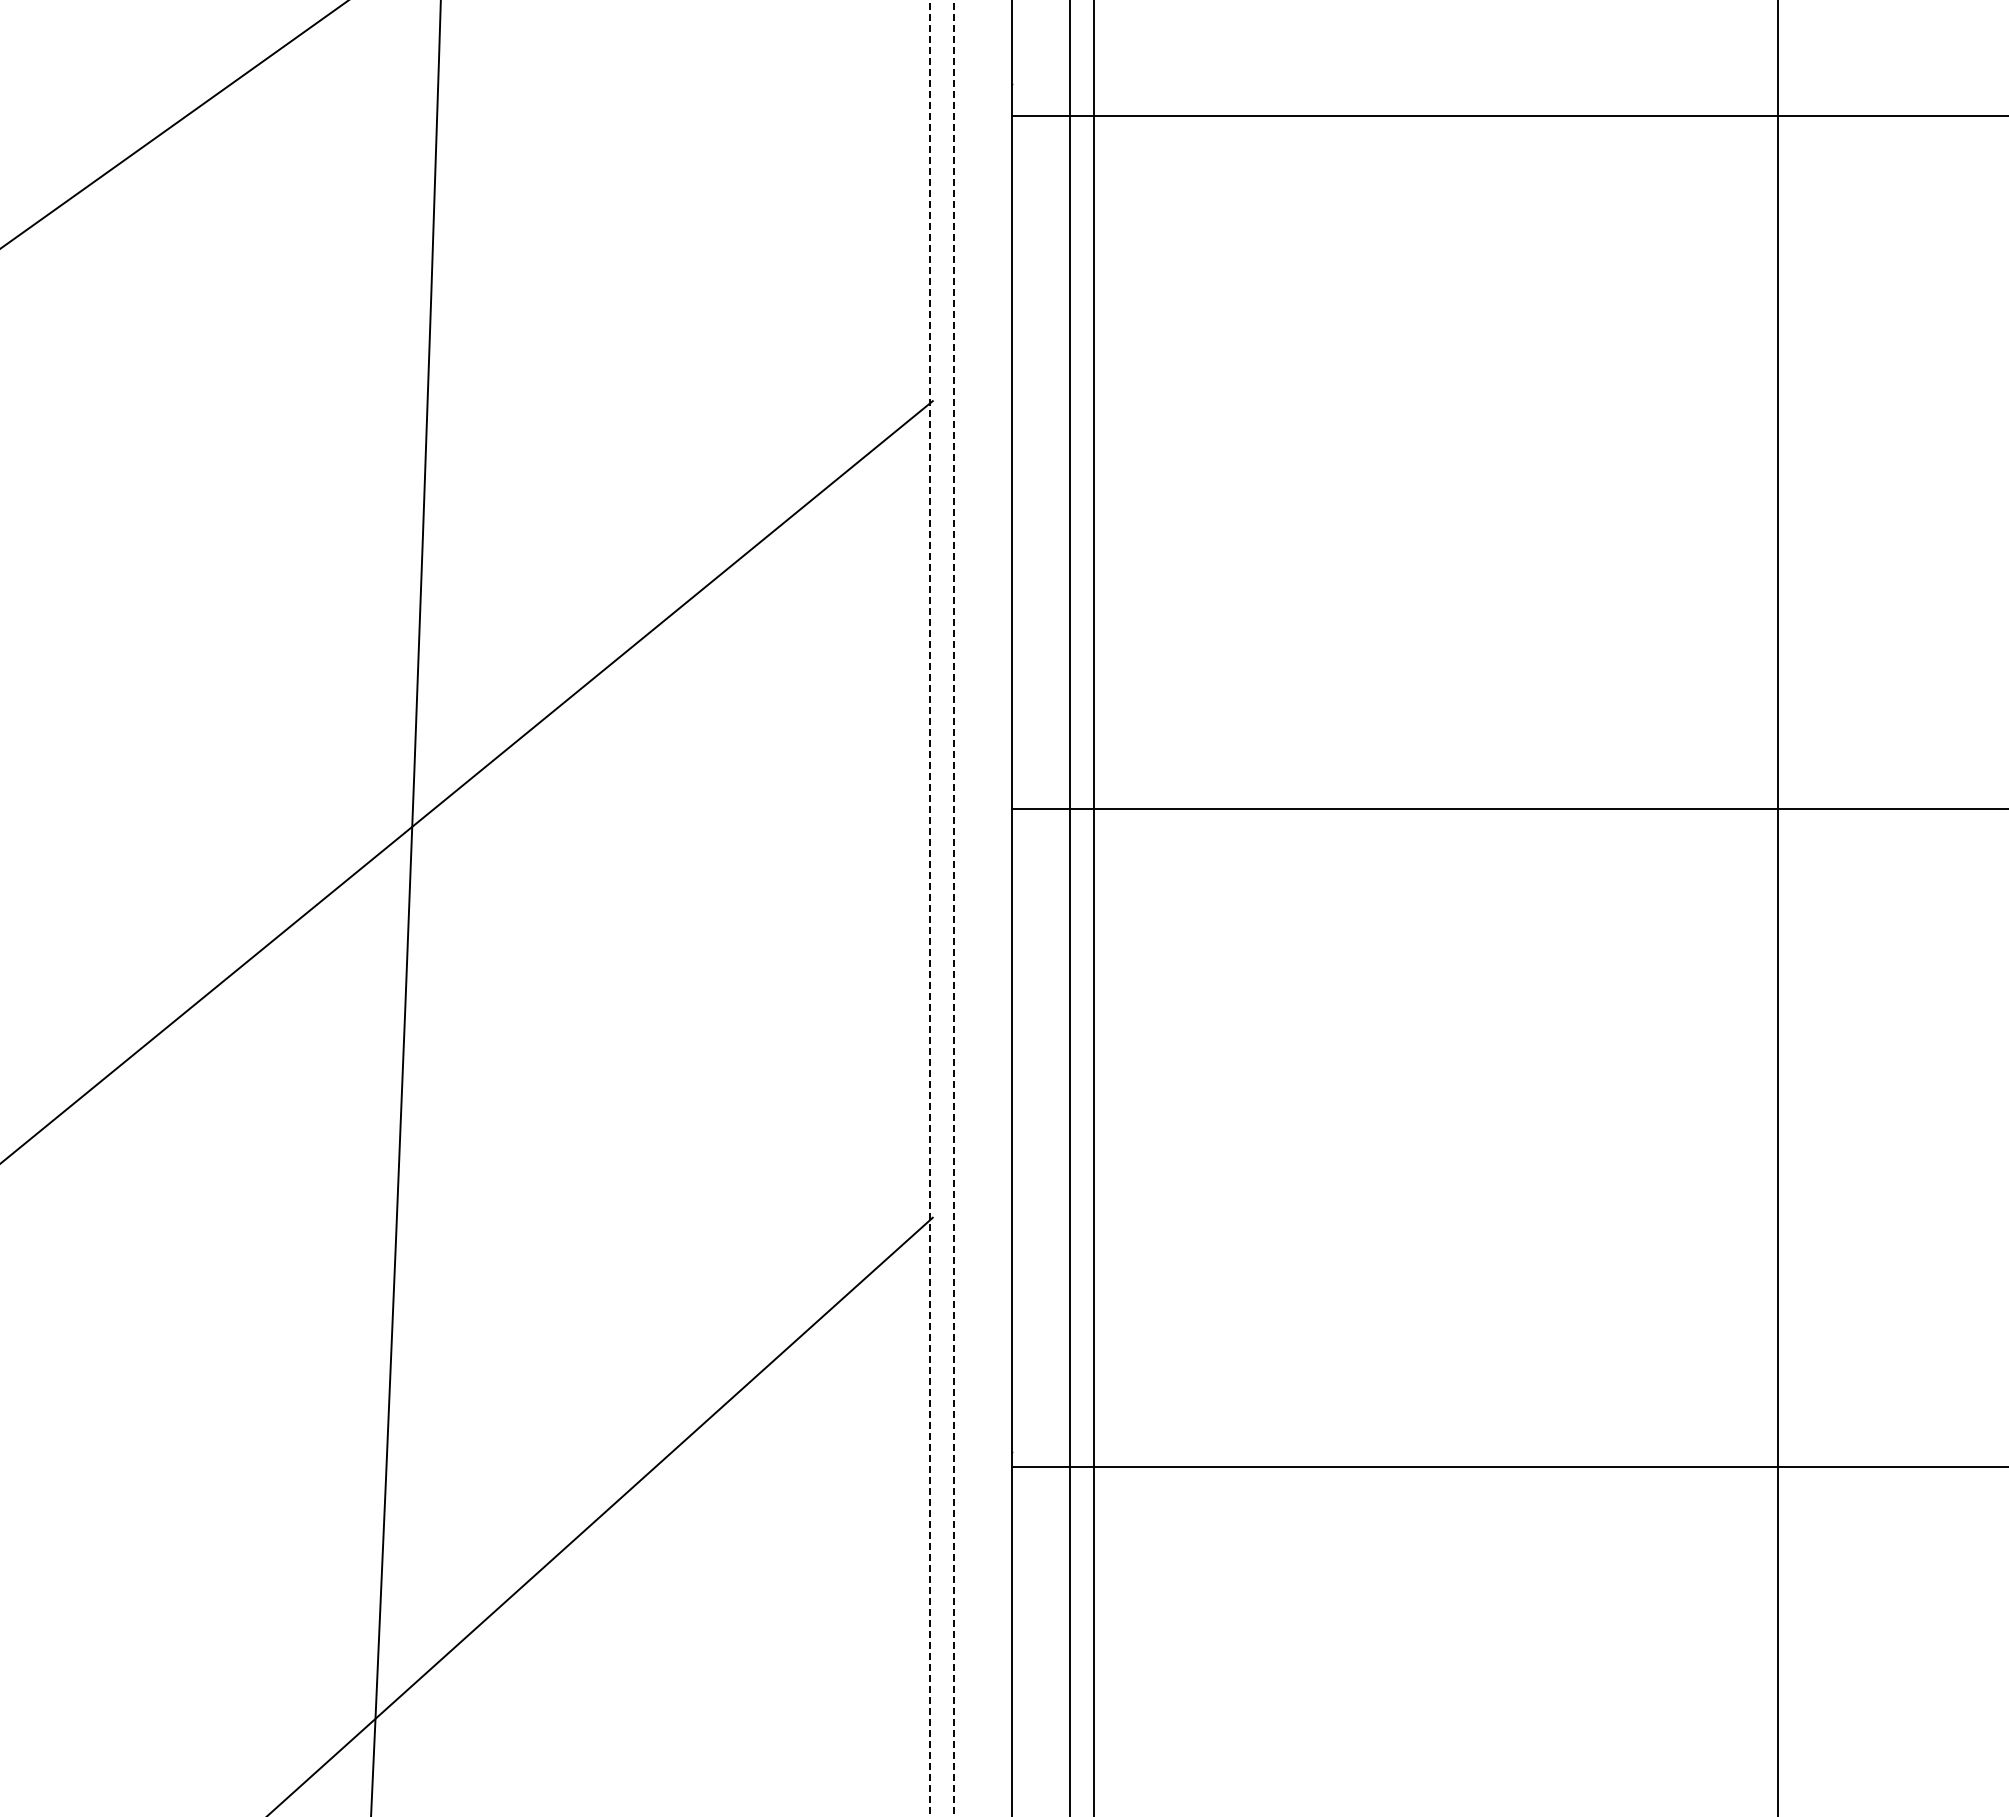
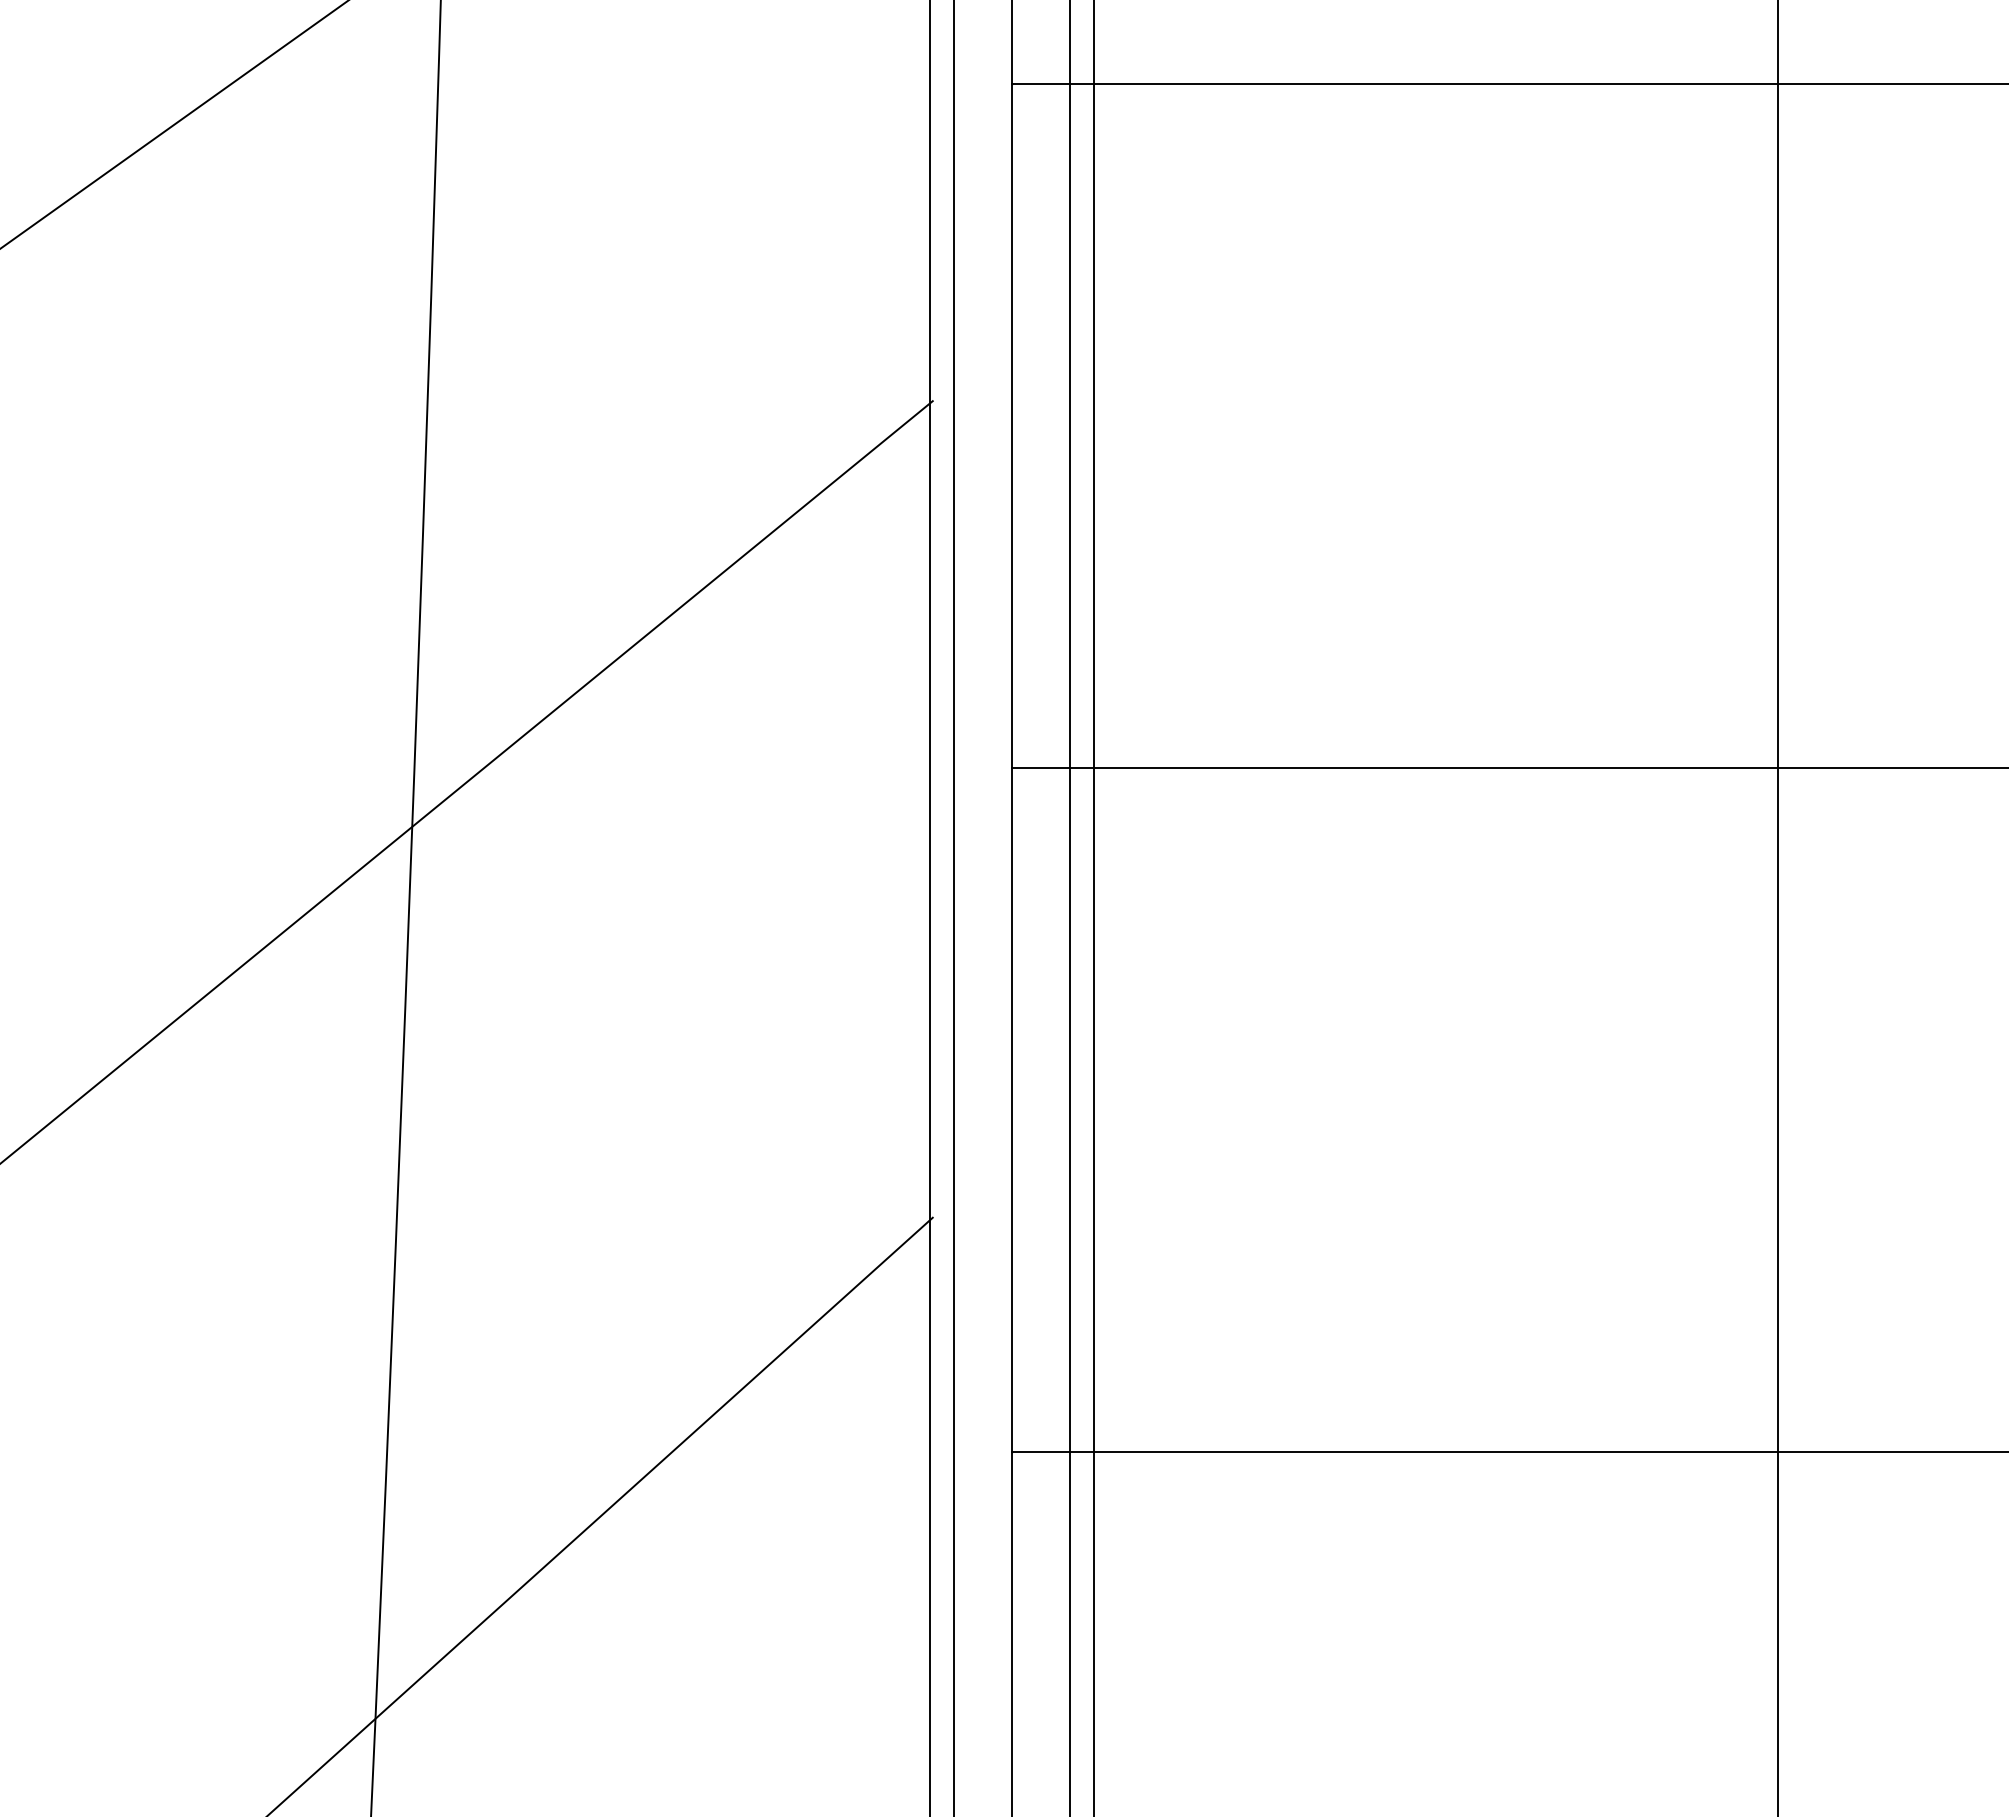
line position: (1508, 116) -> (1508, 84) (1508, 84)
line position: (1508, 809) -> (1508, 768) (1508, 768)
line: dashed -> solid (929, 908)
line: dashed -> solid (953, 908)
line position: (1508, 1467) -> (1508, 1452) (1508, 1452)
